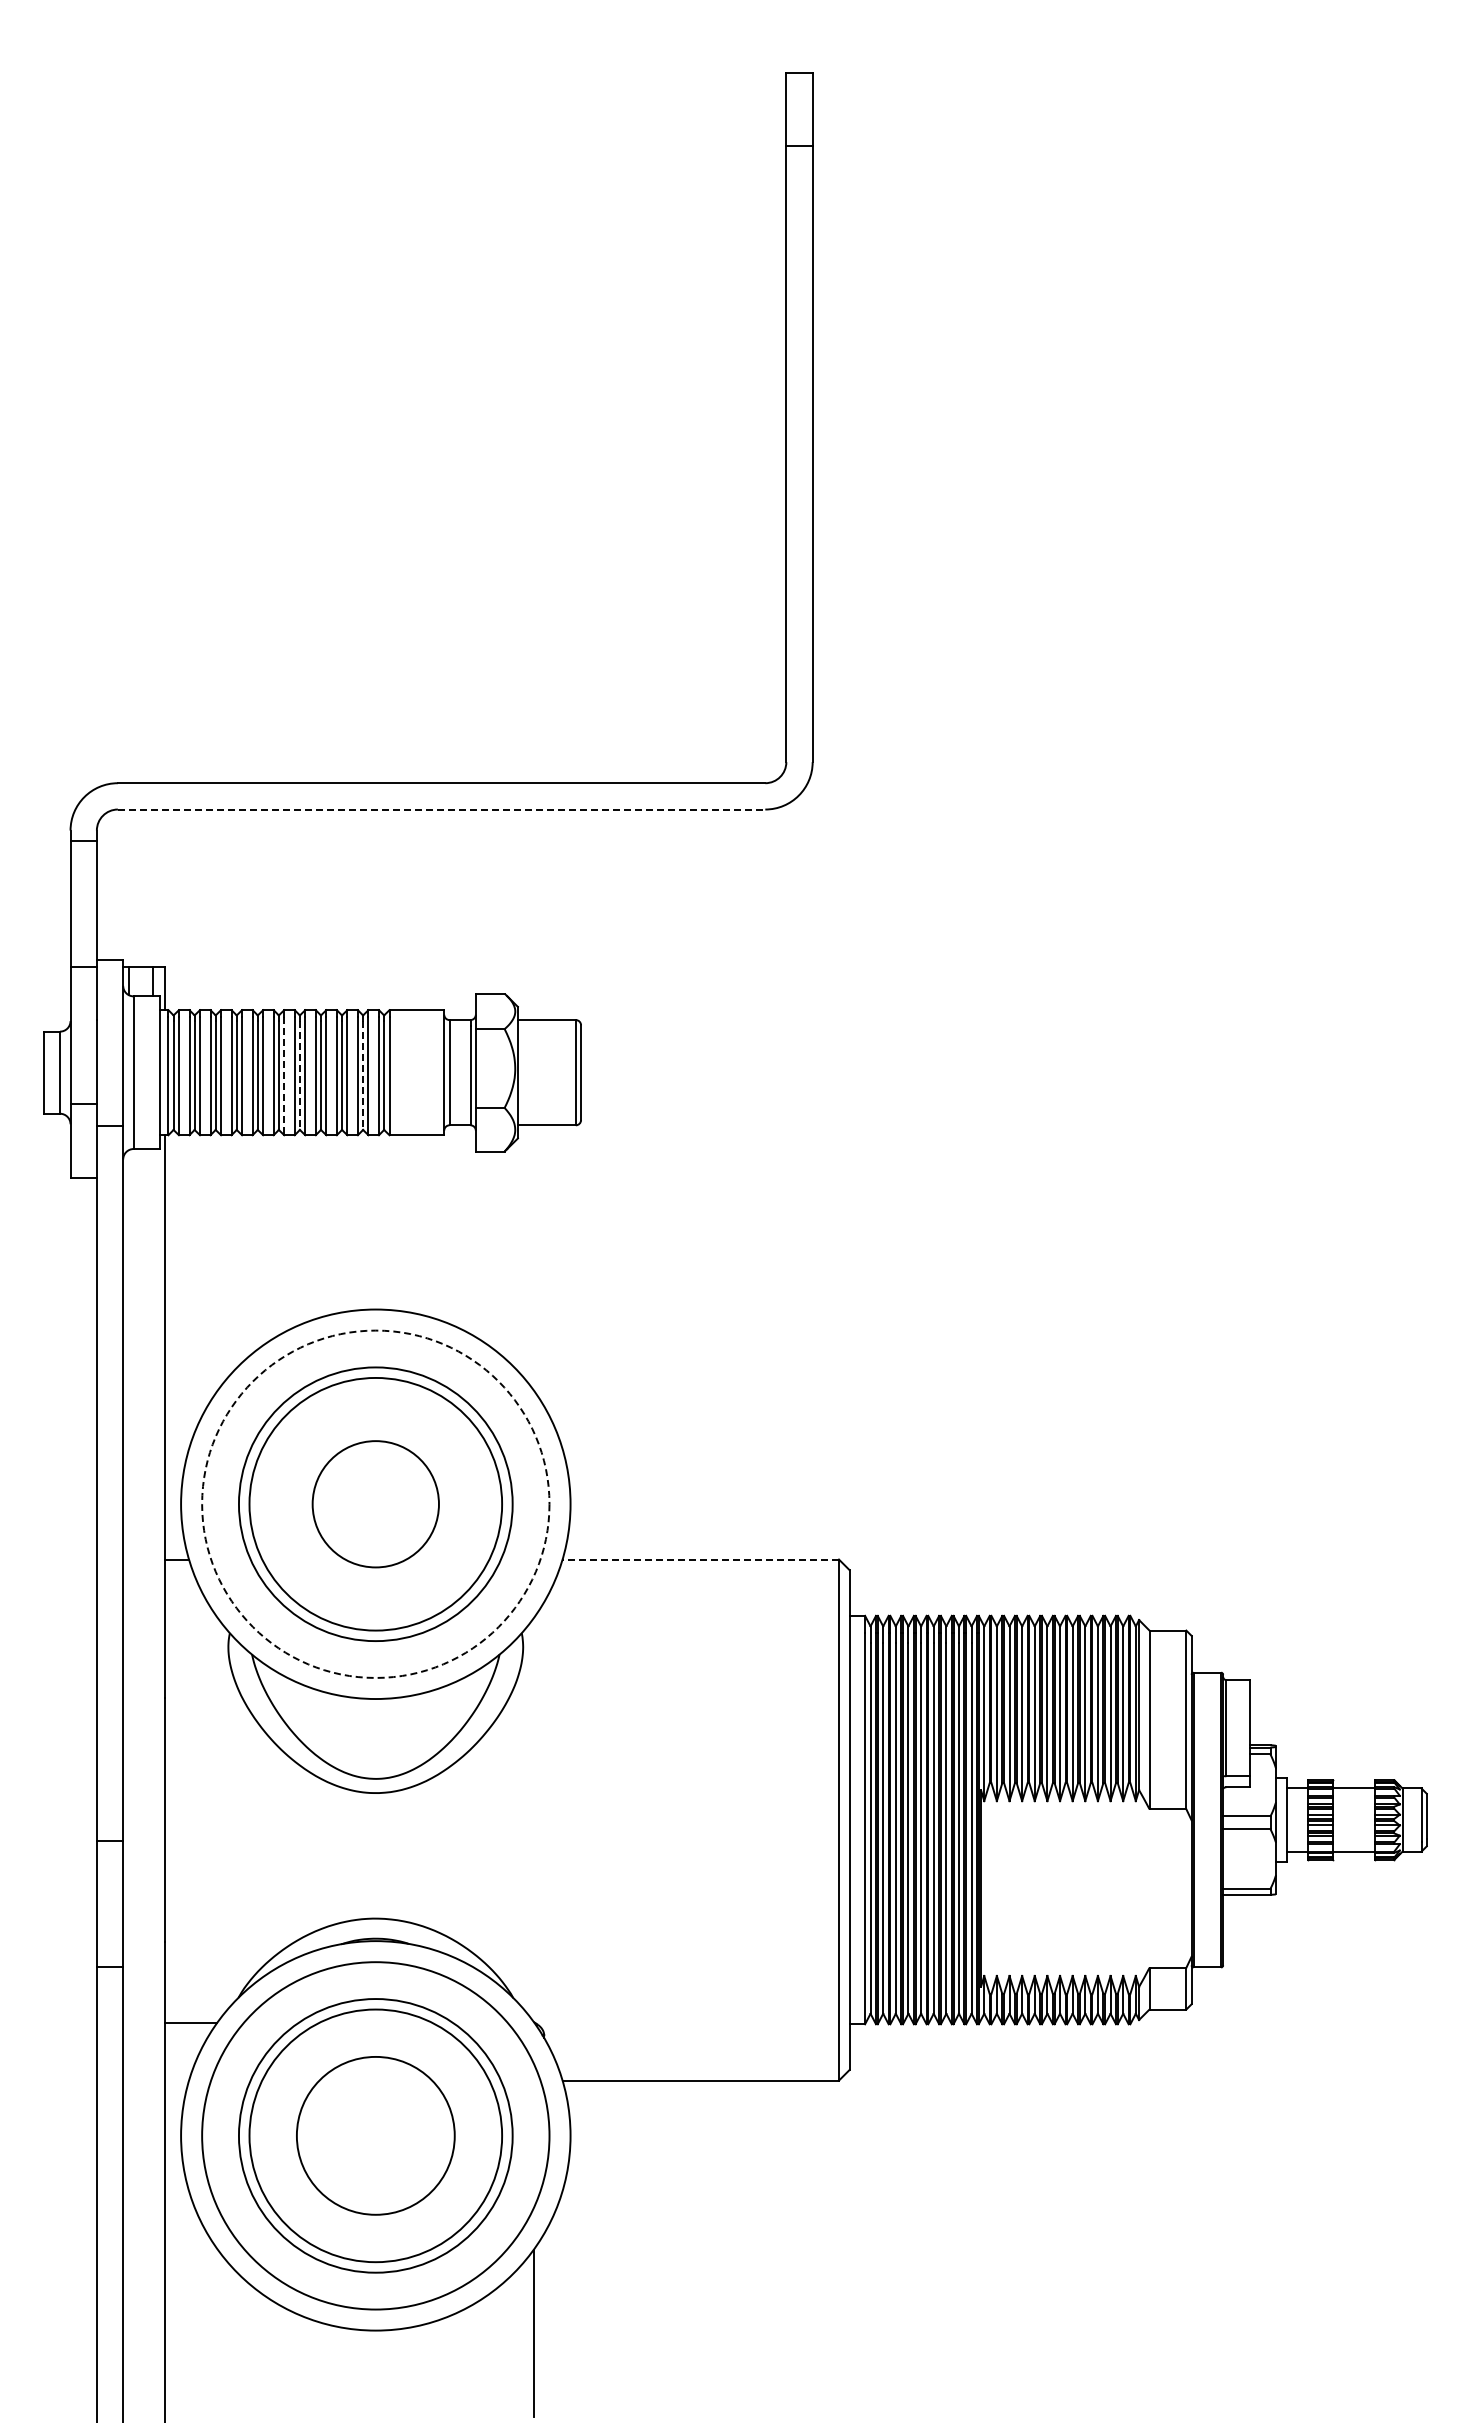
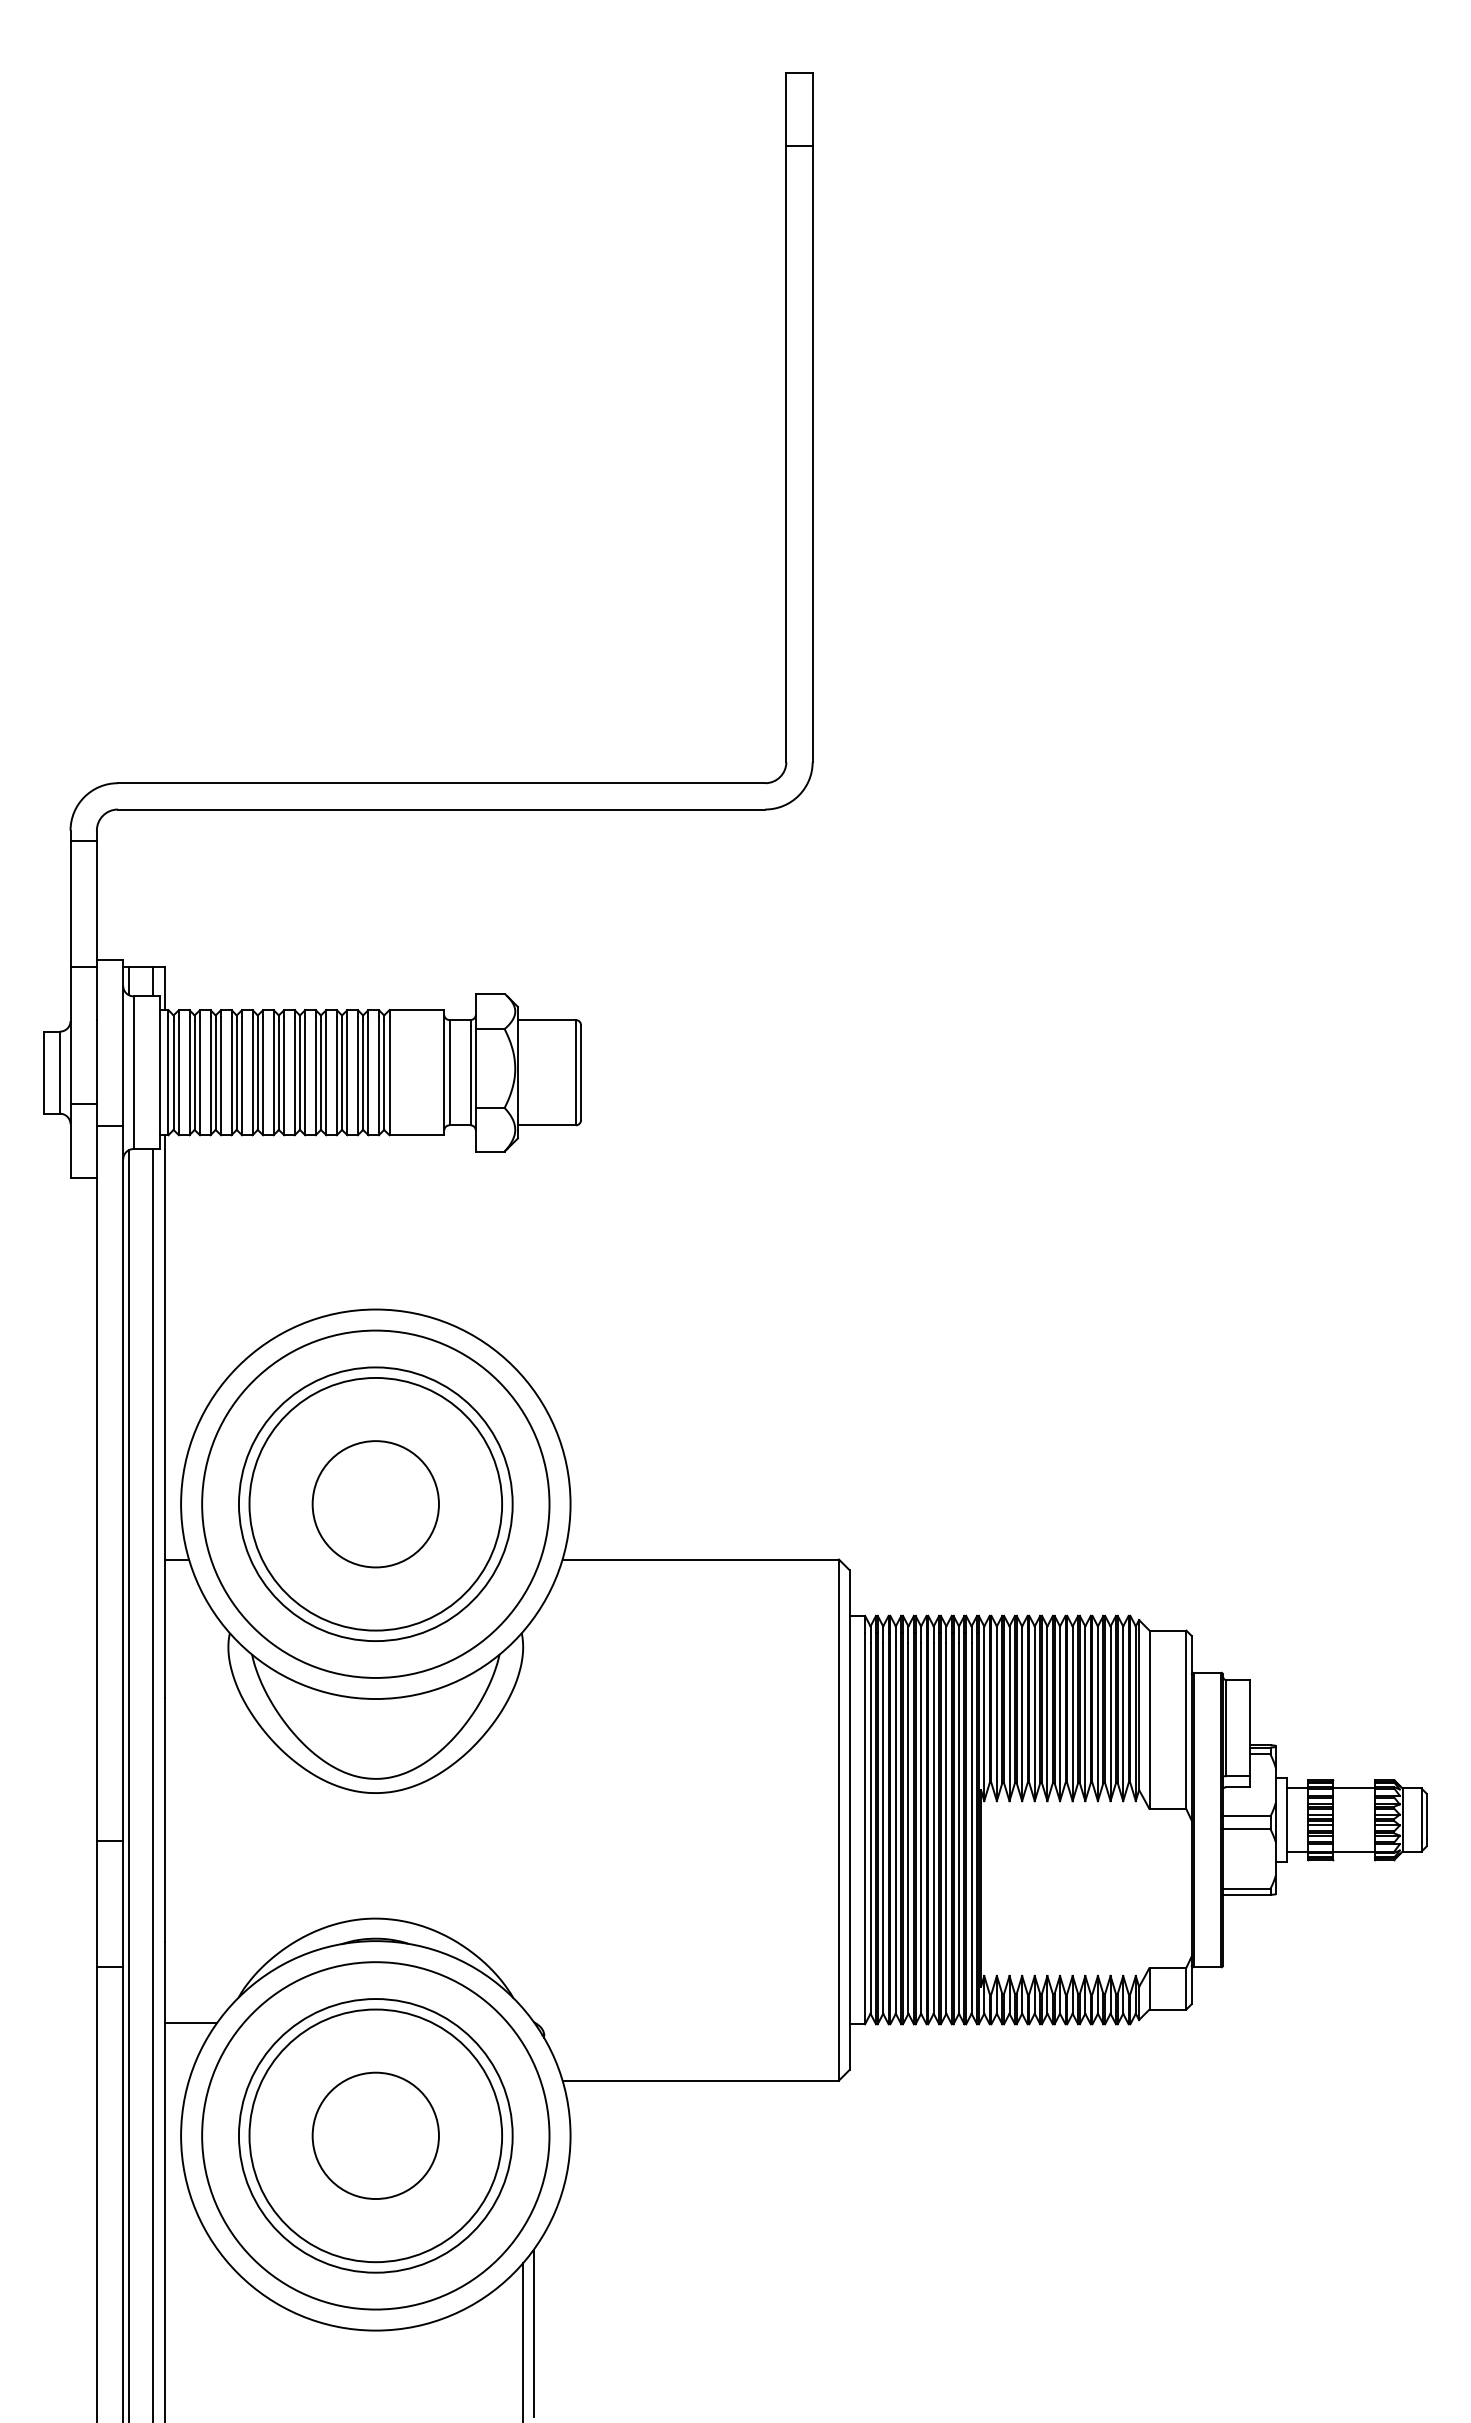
line: dashed -> solid (441, 809)
line: dashed -> solid (284, 1076)
line: dashed -> solid (299, 1076)
line: dashed -> solid (363, 1076)
circle: dashed -> solid (375, 1503)
line: dashed -> solid (700, 1559)
line: none -> present (129, 1784)
line: none -> present (152, 1784)
circle diameter: 158 px -> 126 px (375, 2135)
line: none -> present (523, 2341)
